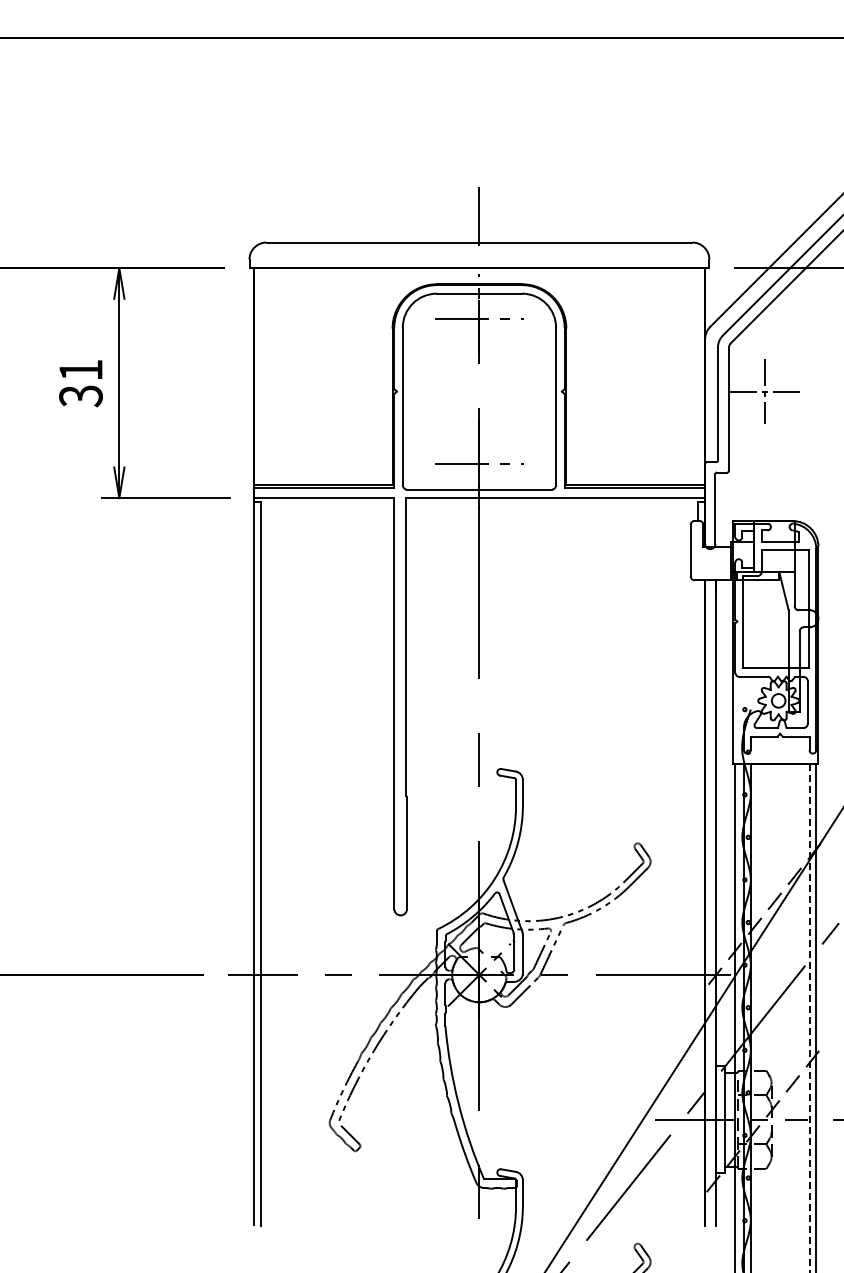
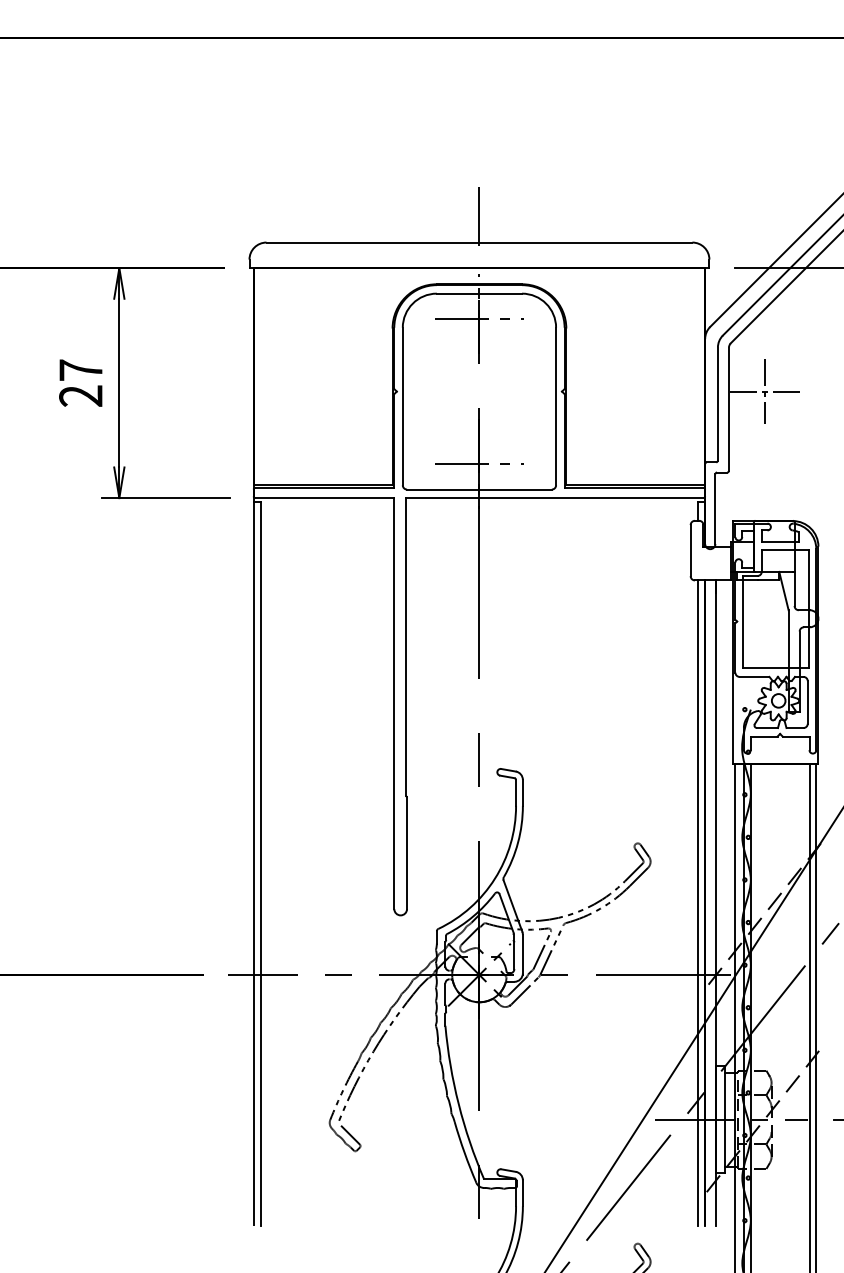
text: 31 -> 27 (80, 383)
line: none -> present (698, 903)
line: dashed -> solid (809, 1018)
